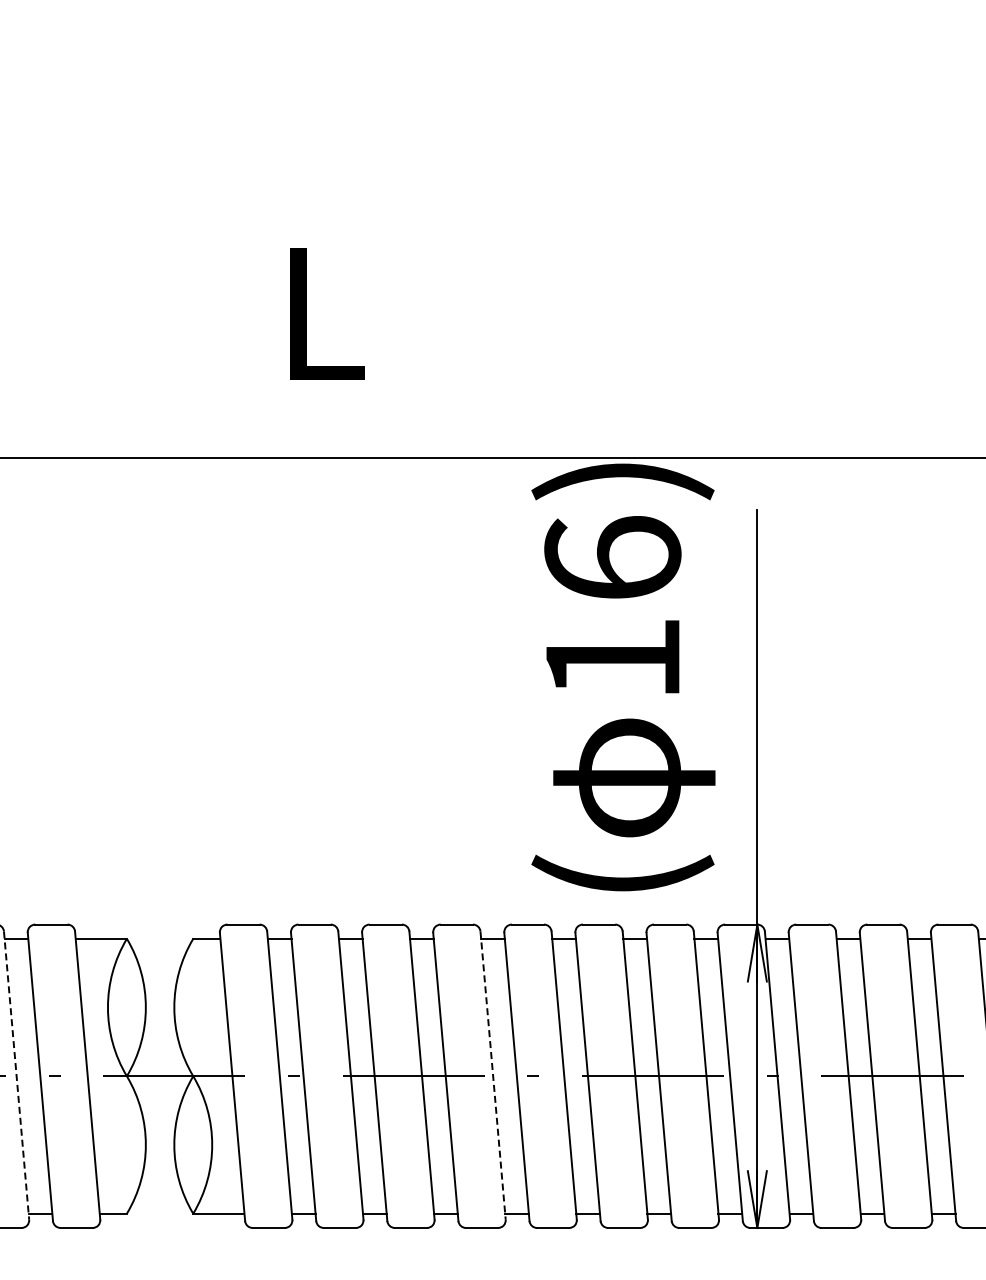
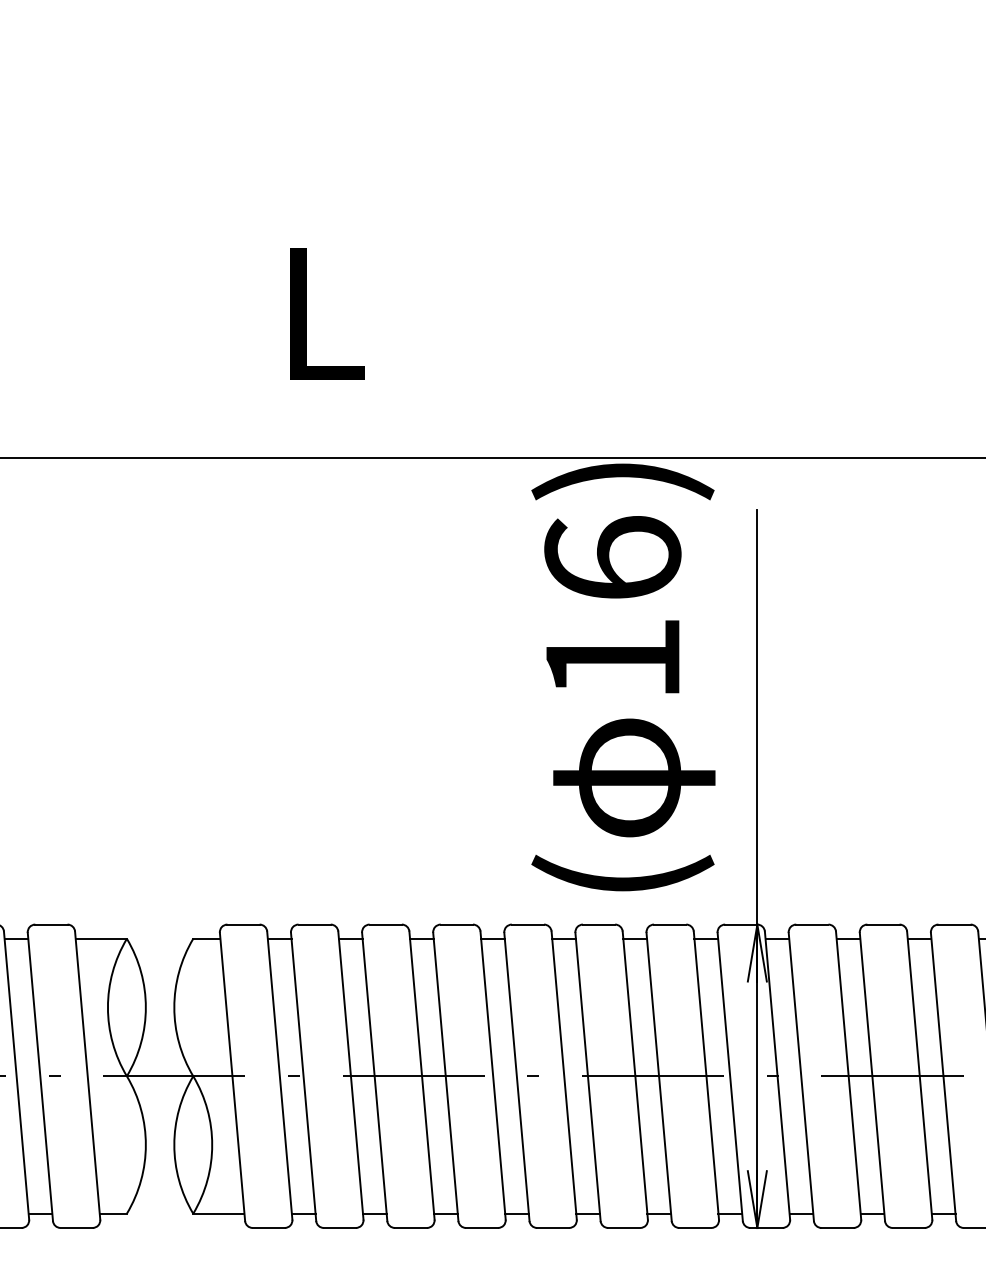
line: dashed -> solid (16, 1075)
line: dashed -> solid (493, 1075)
